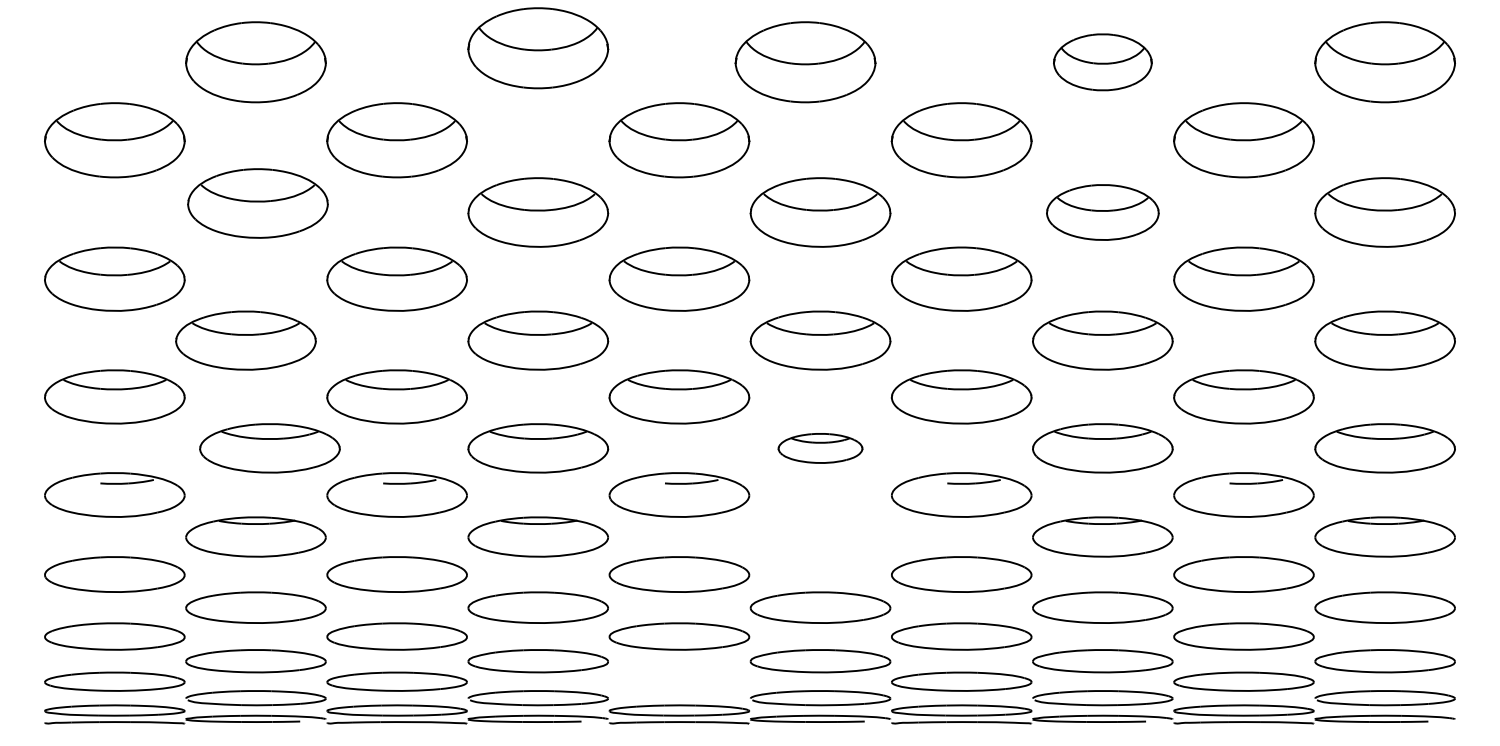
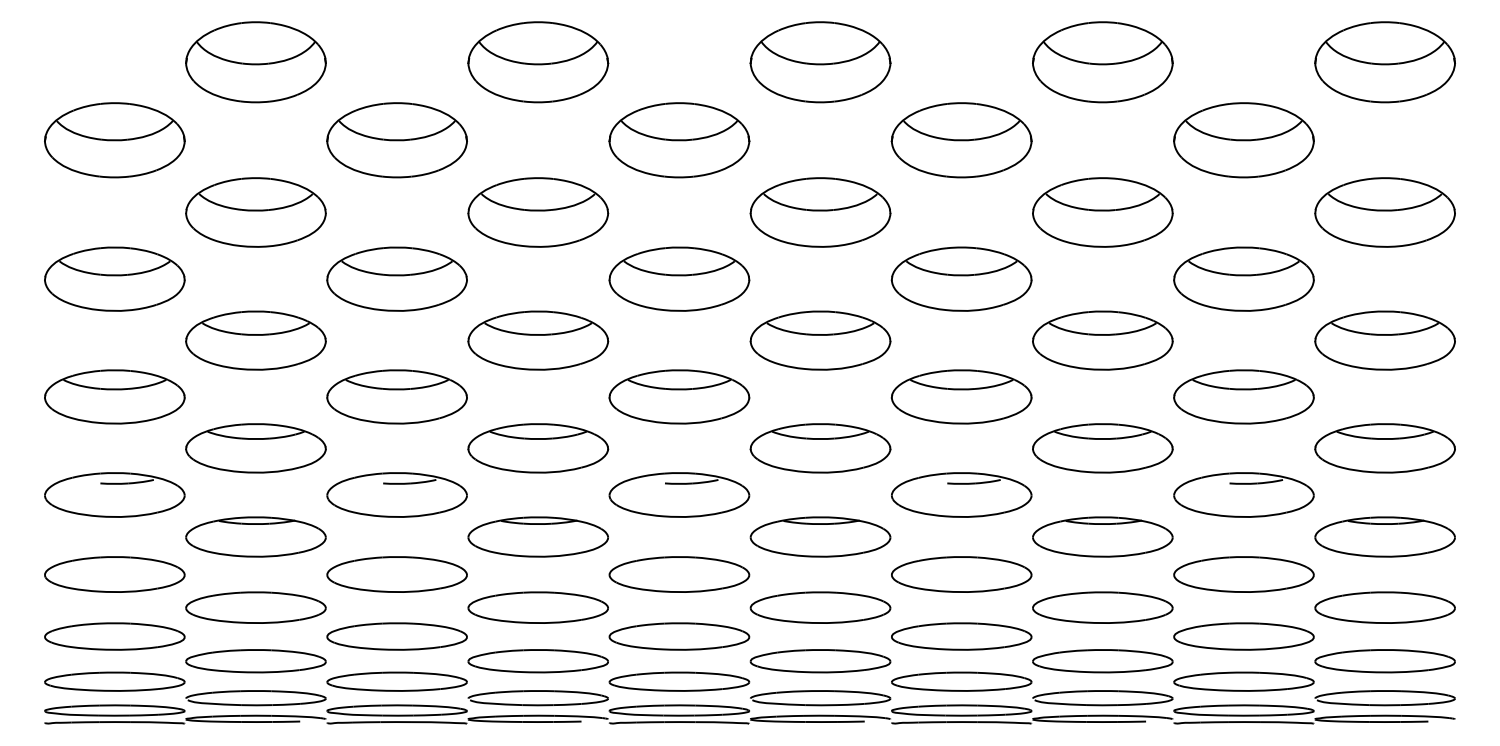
part position: (538, 48) -> (538, 62) (538, 62)
part position: (805, 62) -> (820, 62) (820, 62)
part size: 100x59 px -> 142x83 px (1102, 62)
part position: (257, 203) -> (255, 212) (255, 212)
part size: 114x57 px -> 142x71 px (1102, 212)
part position: (245, 340) -> (255, 340) (255, 340)
part position: (269, 448) -> (255, 448) (255, 448)
part size: 87x31 px -> 143x51 px (820, 448)
part: none -> present (820, 536)
part: none -> present (679, 681)
